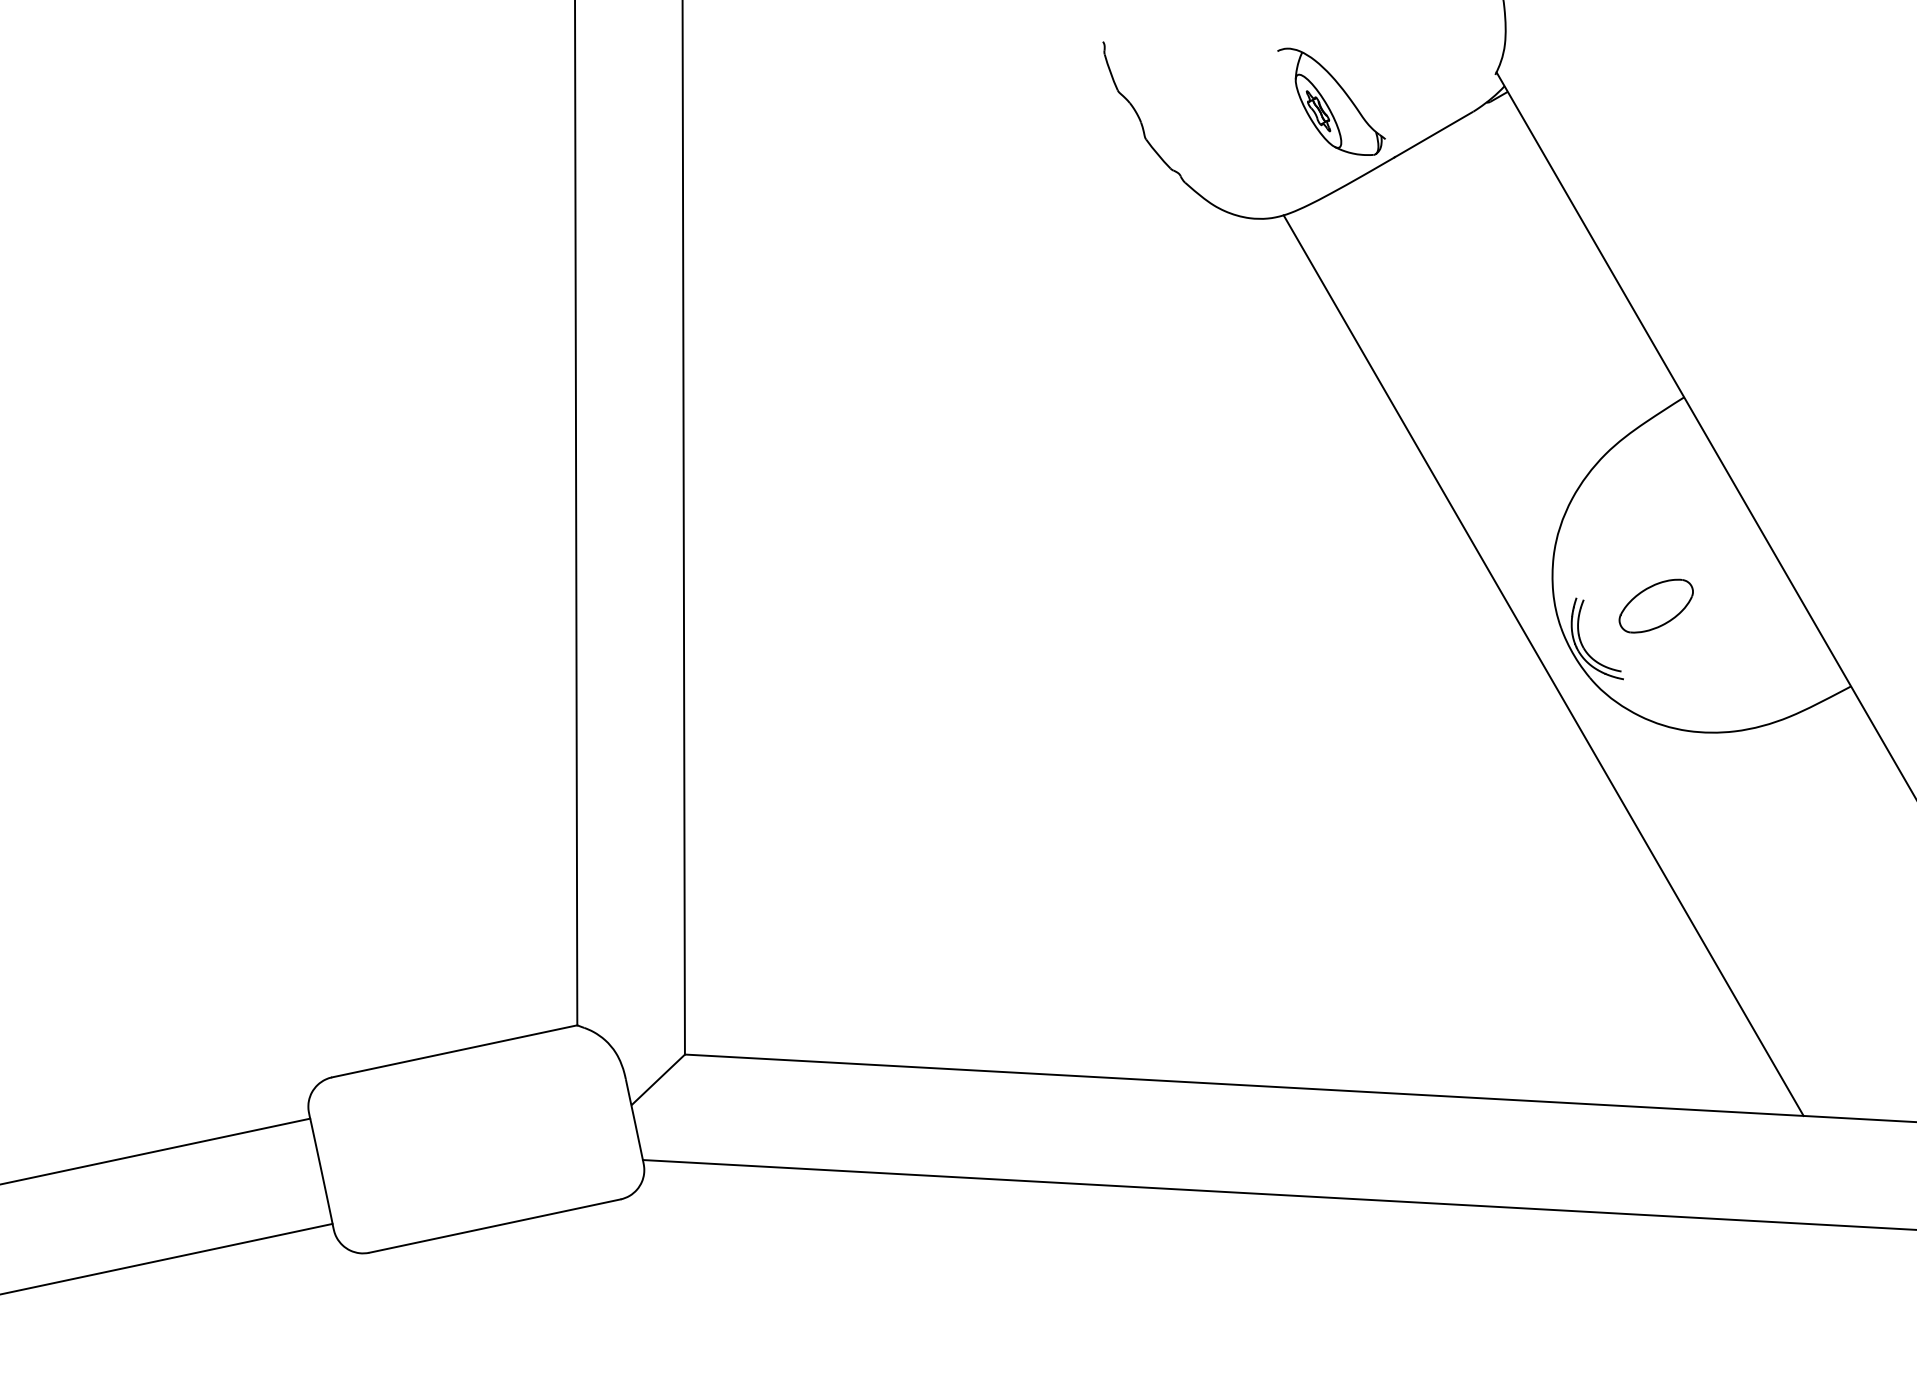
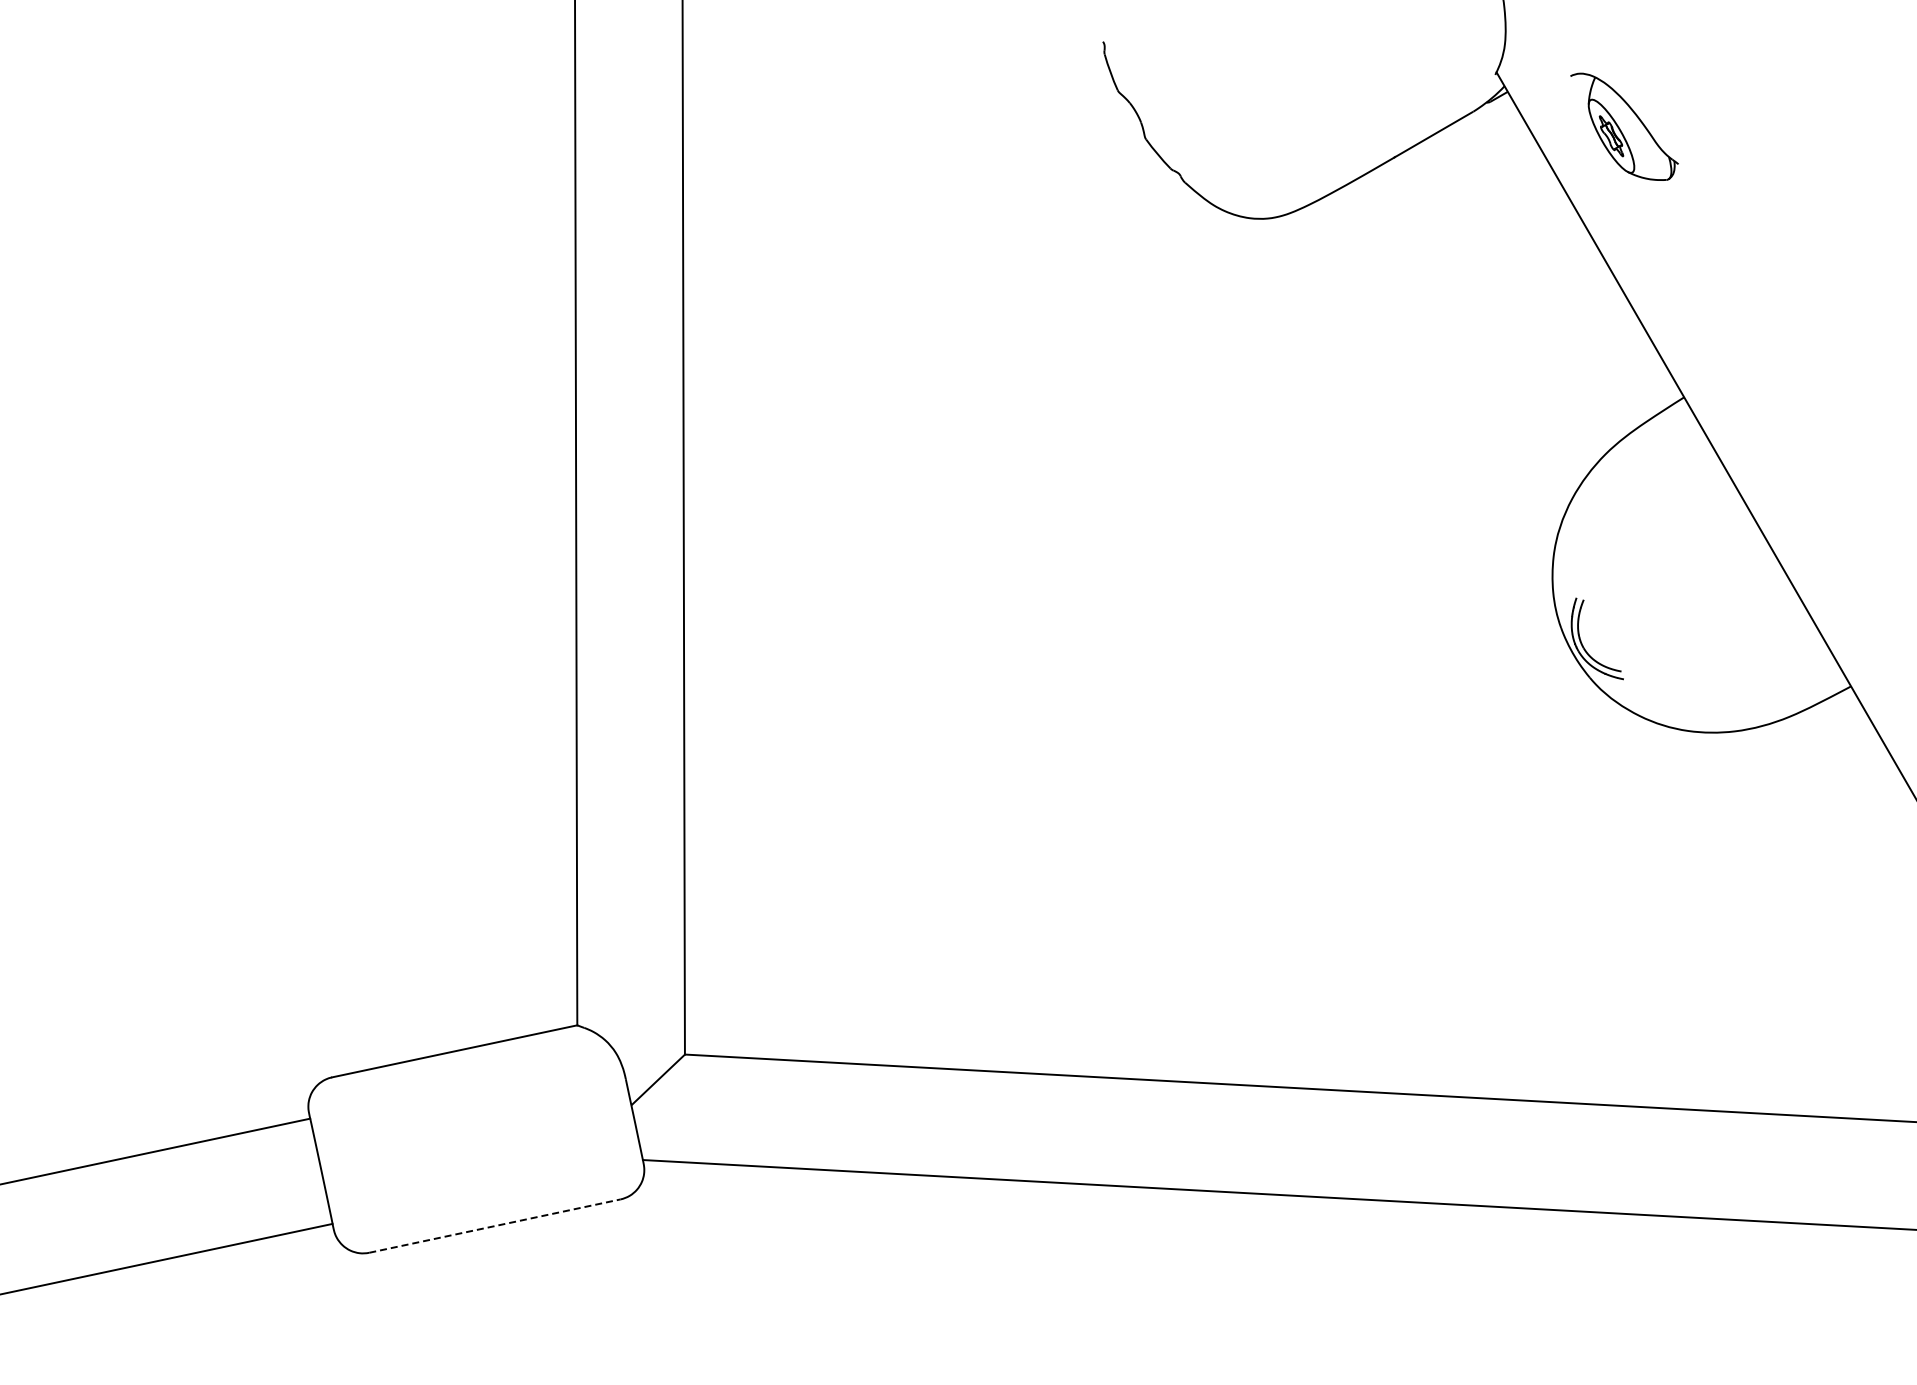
part position: (1331, 101) -> (1624, 126) (1624, 126)
part: present -> none (1655, 605)
line: present -> none (1543, 665)
line: solid -> dashed (495, 1225)
